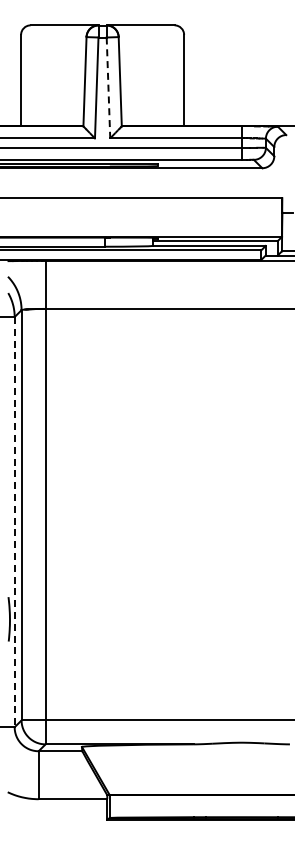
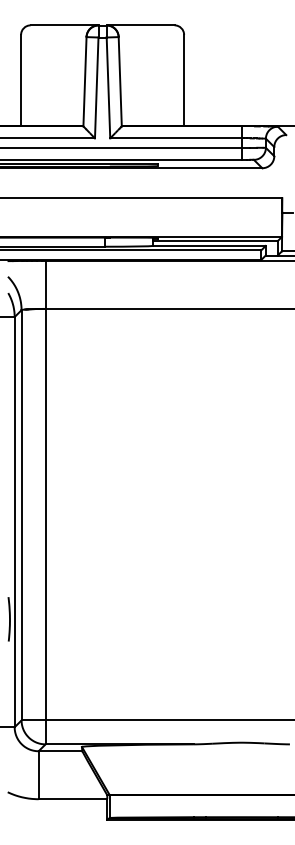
line: dashed -> solid (108, 88)
line: dashed -> solid (14, 522)
